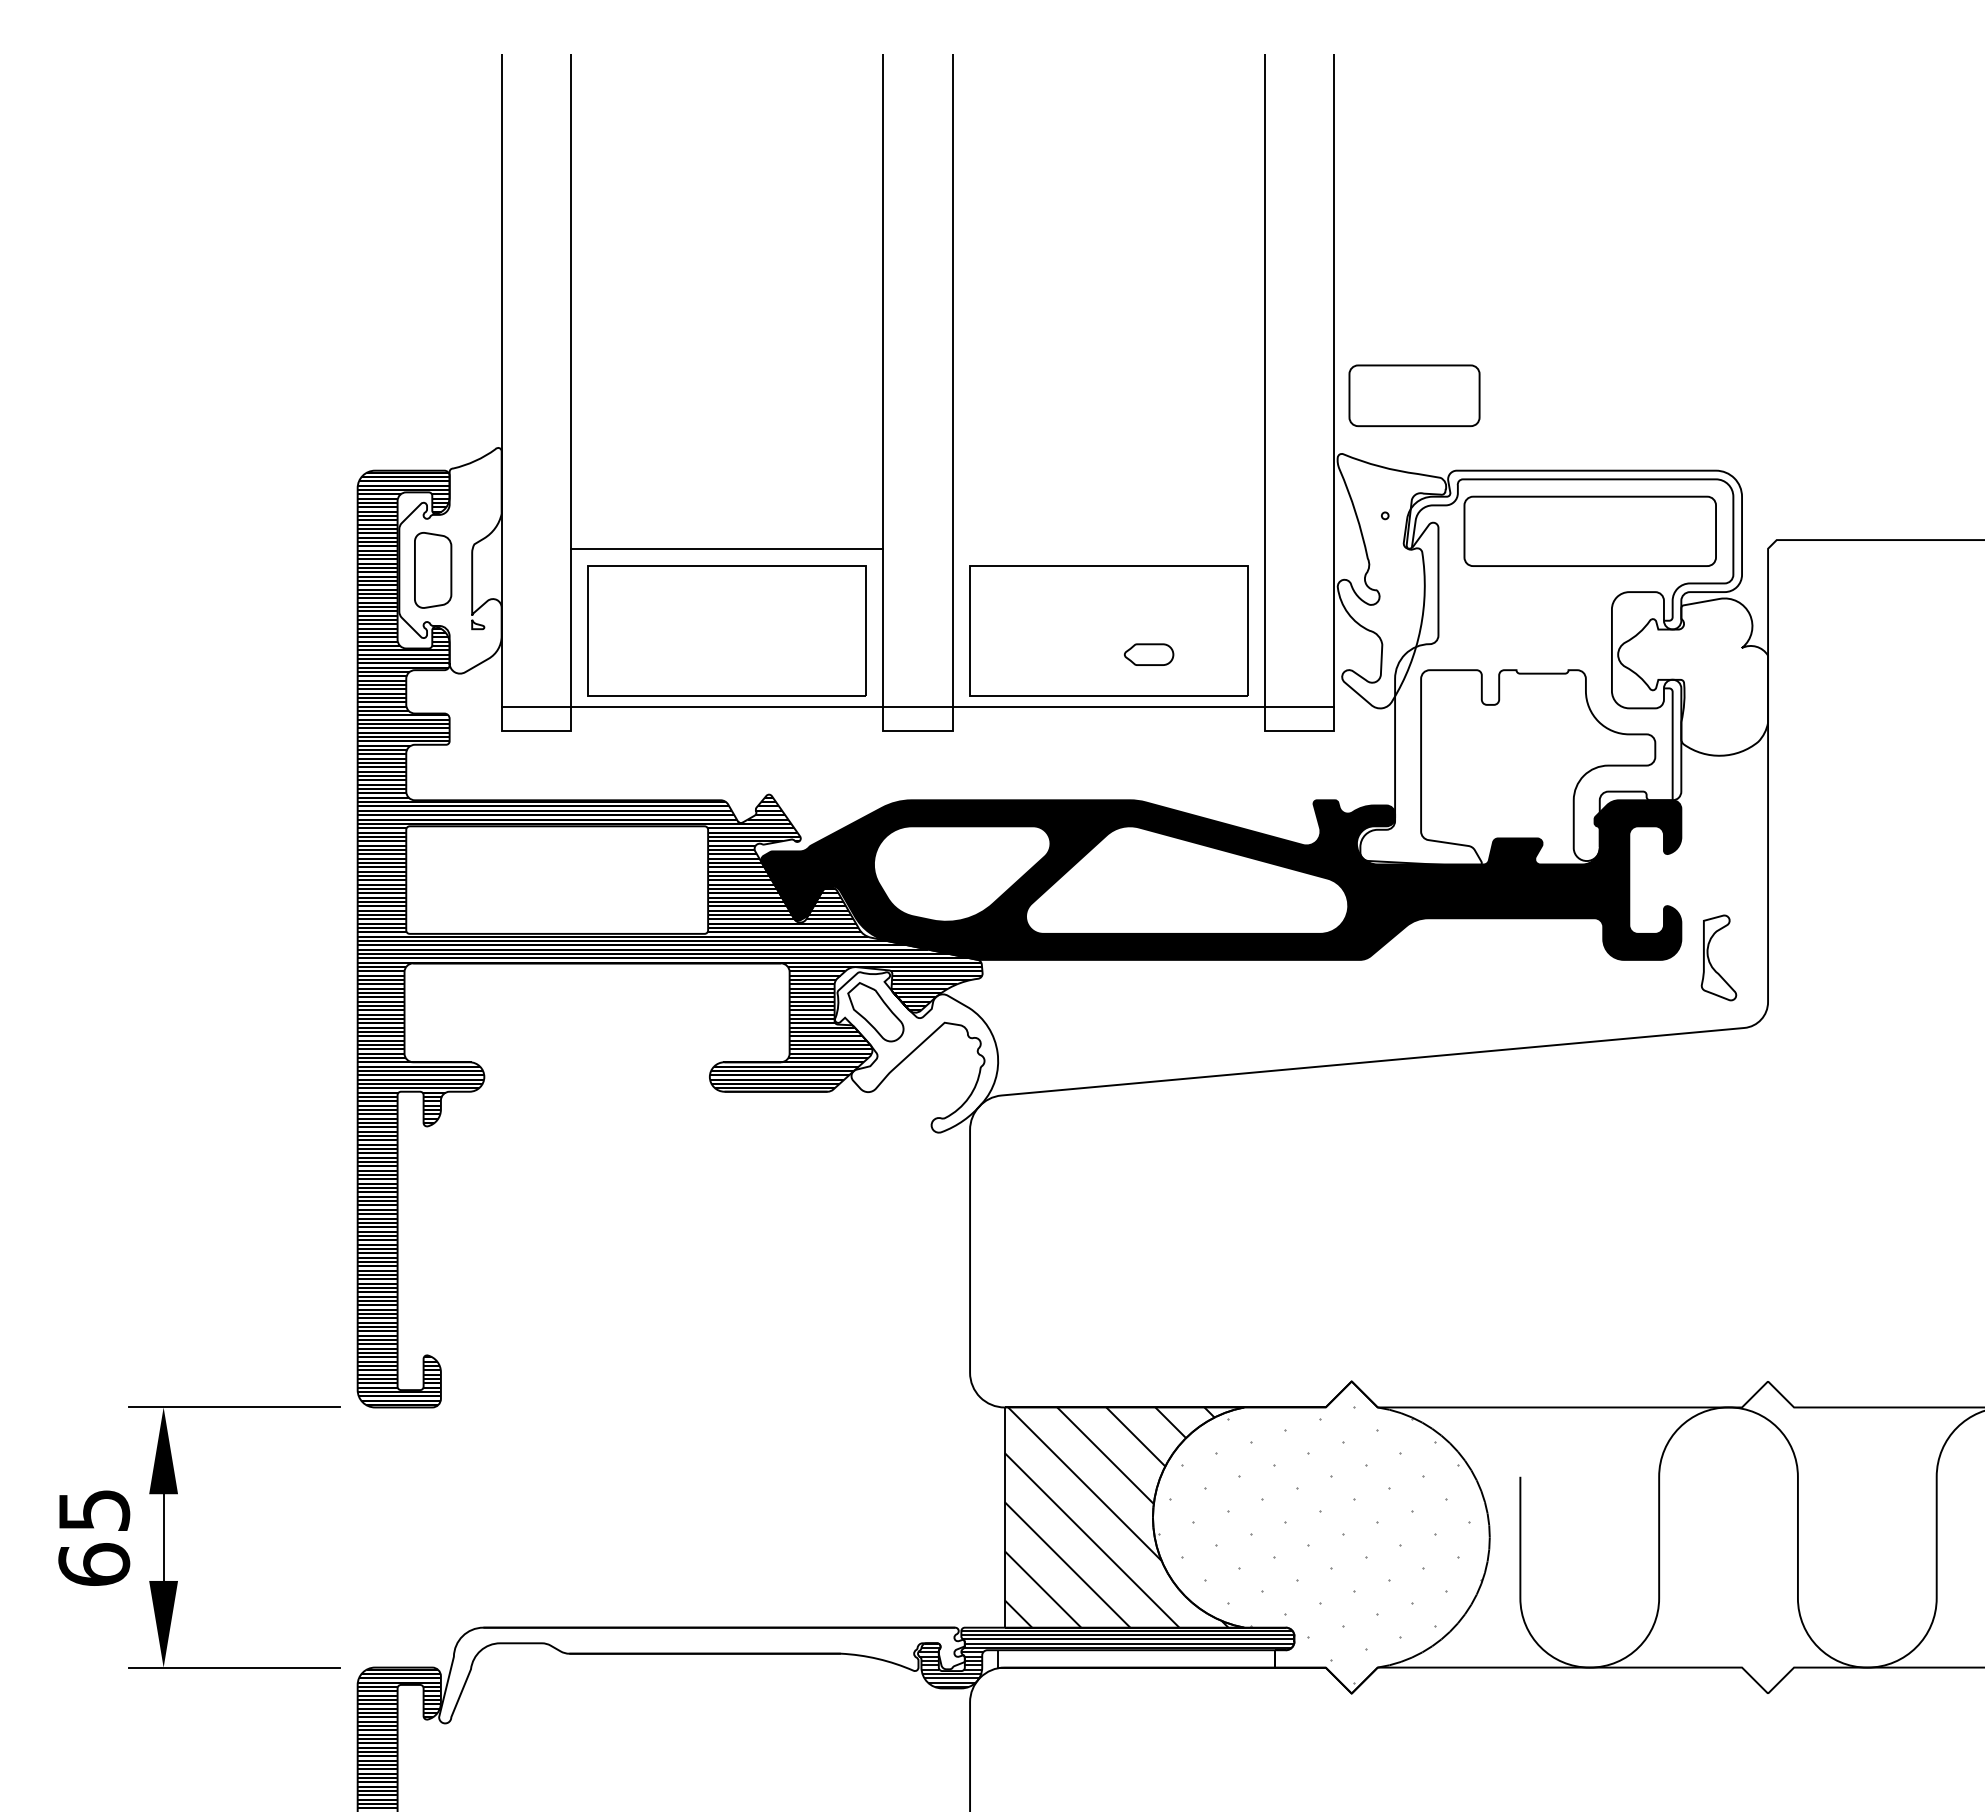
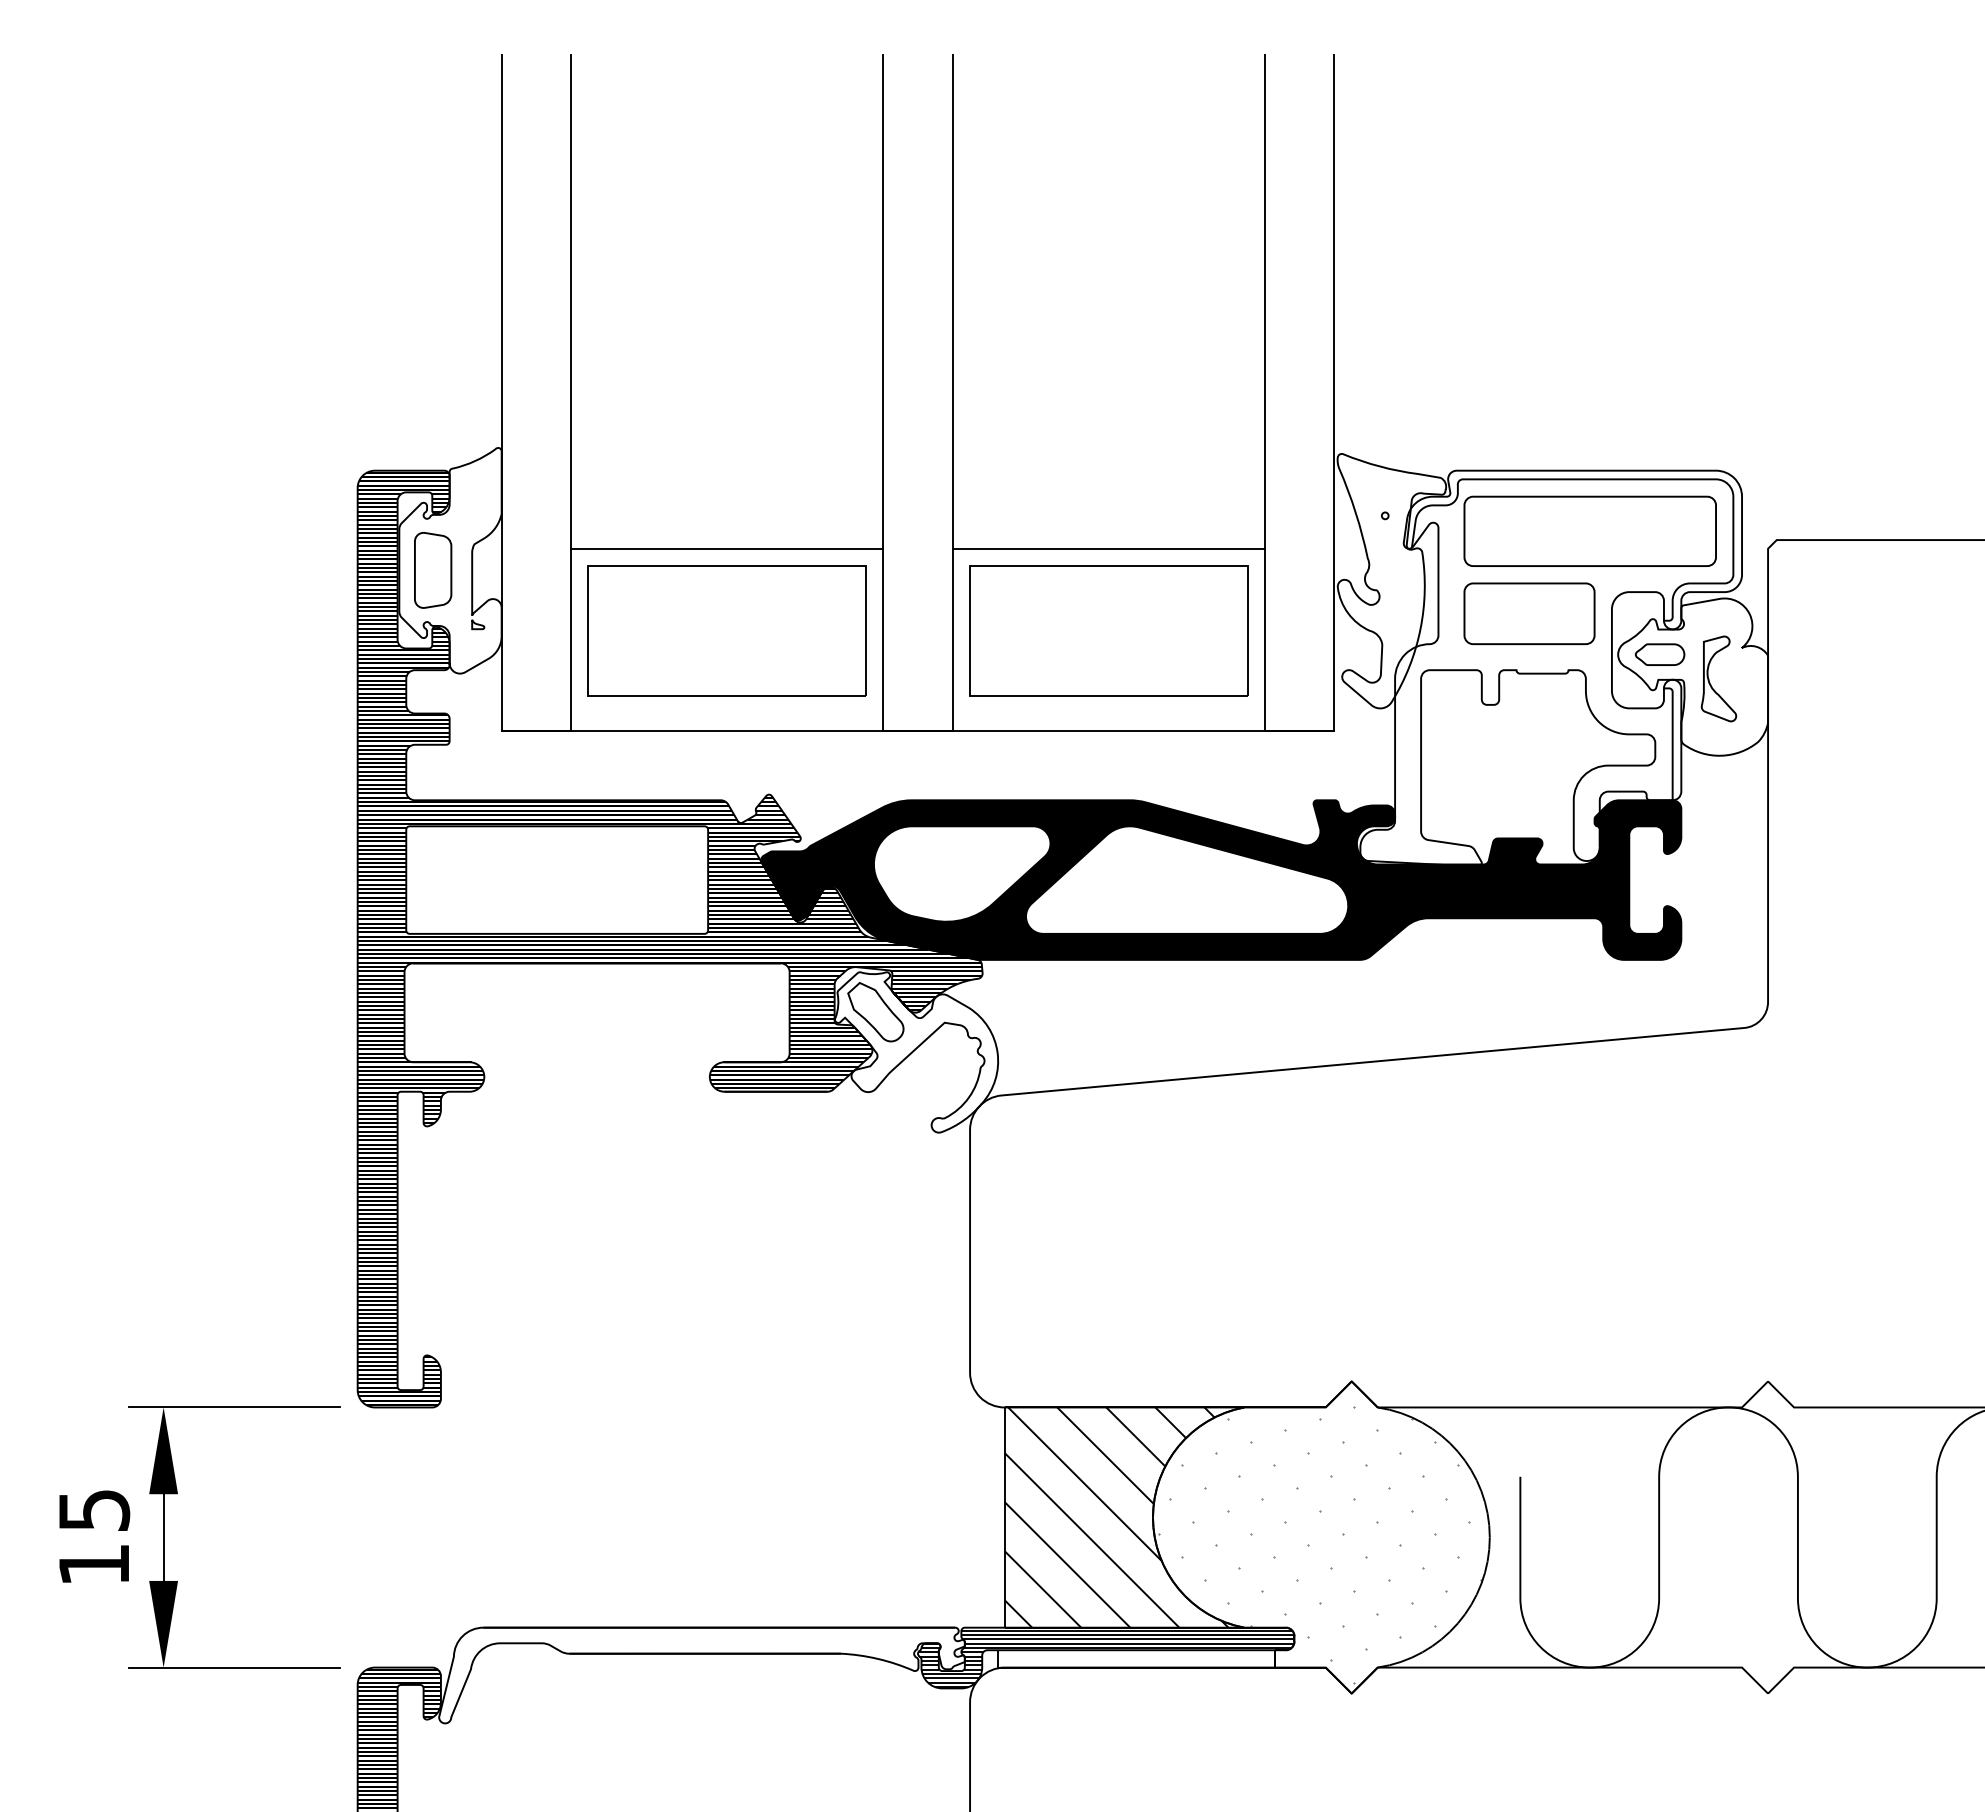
part position: (1414, 395) -> (1529, 613) (1529, 613)
line: none -> present (1108, 548)
part position: (1148, 654) -> (1659, 654) (1659, 654)
line position: (917, 706) -> (917, 730) (917, 730)
part position: (1710, 961) -> (1710, 682) (1710, 682)
text: 65 -> 15 (94, 1564)
